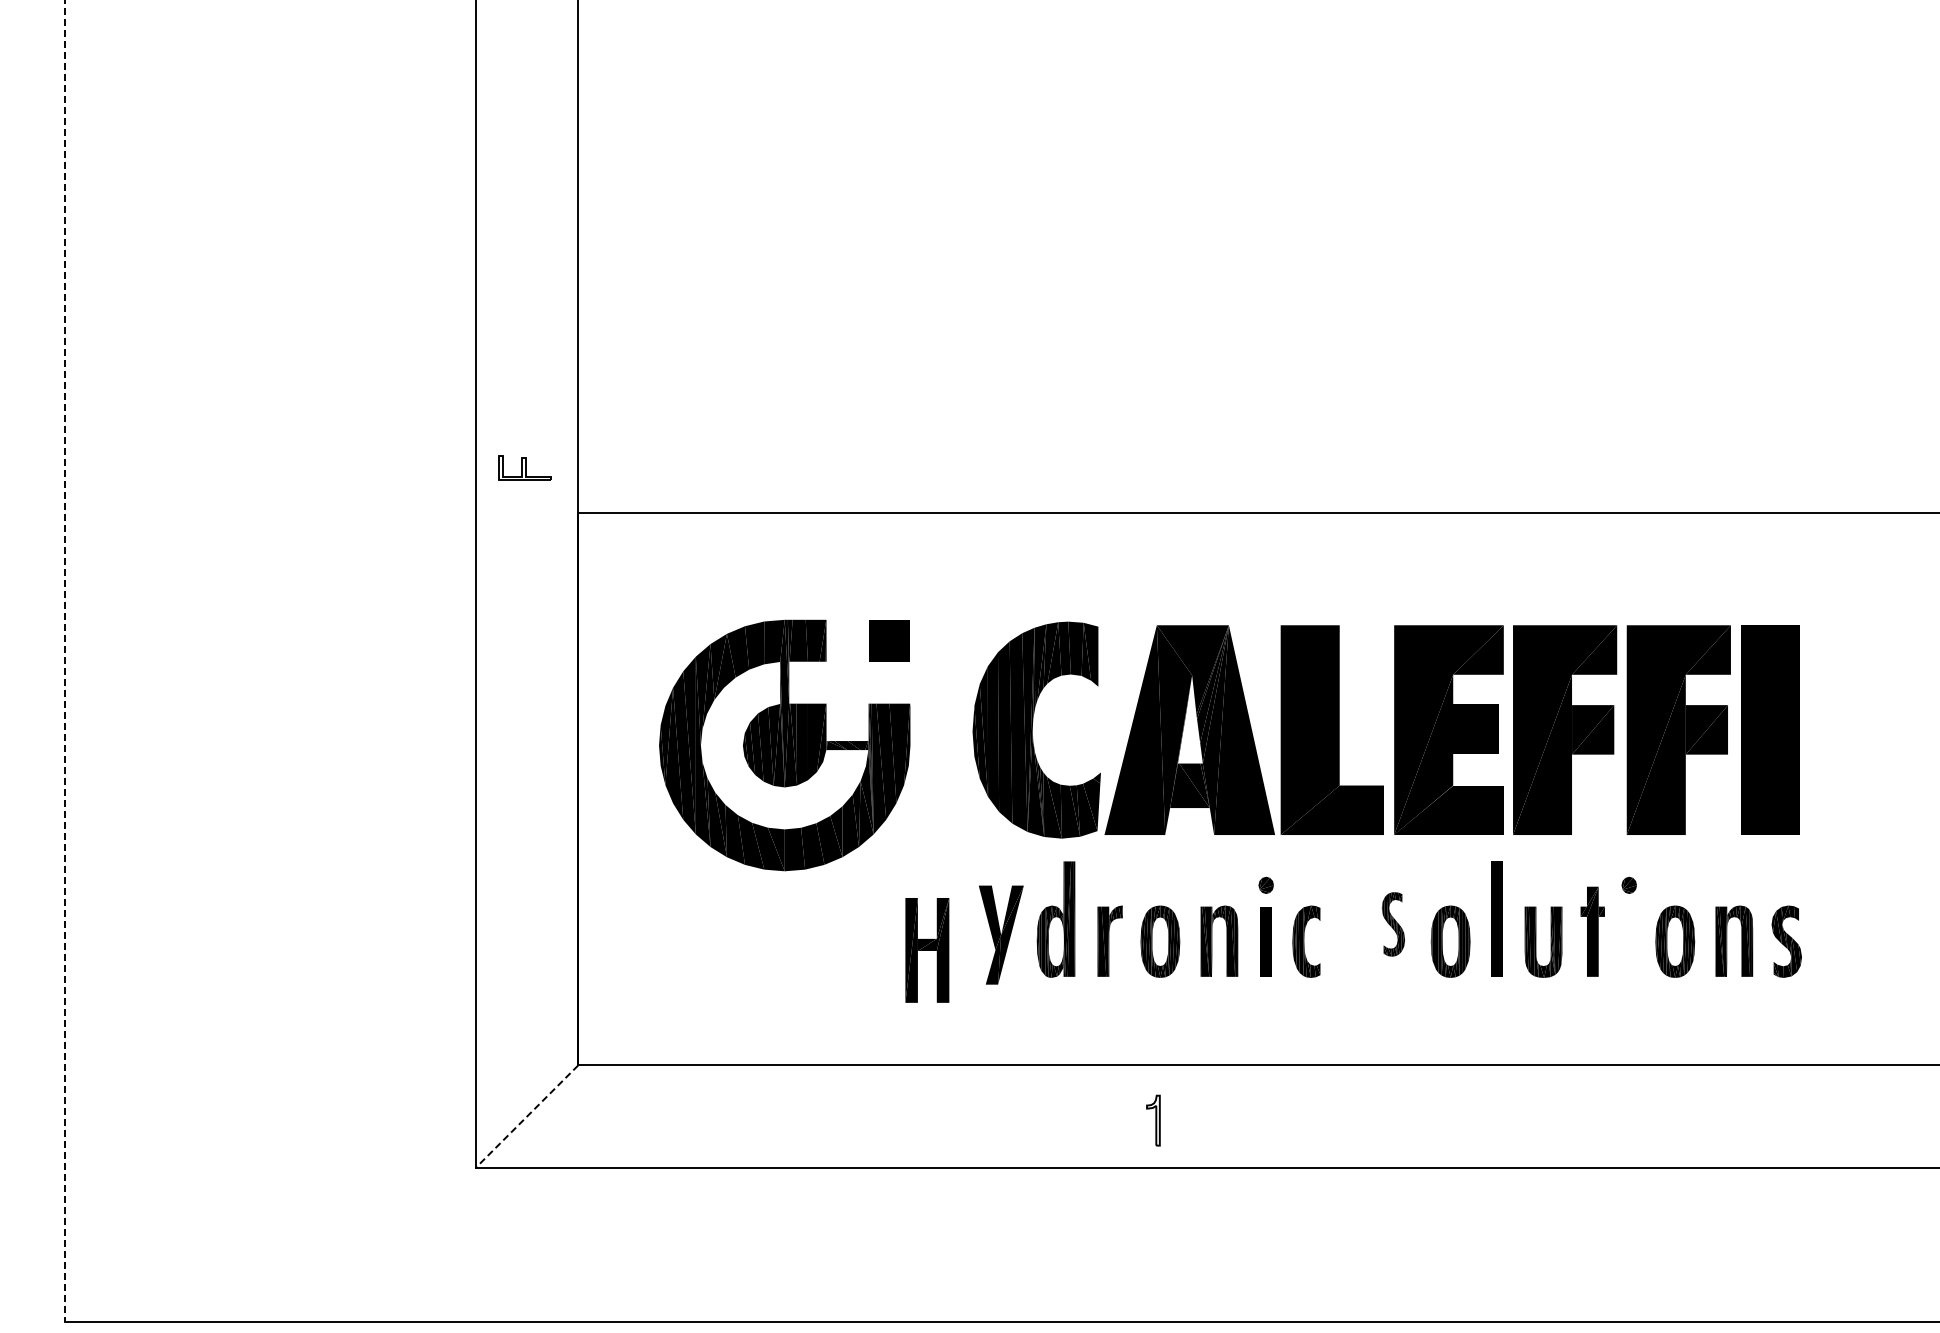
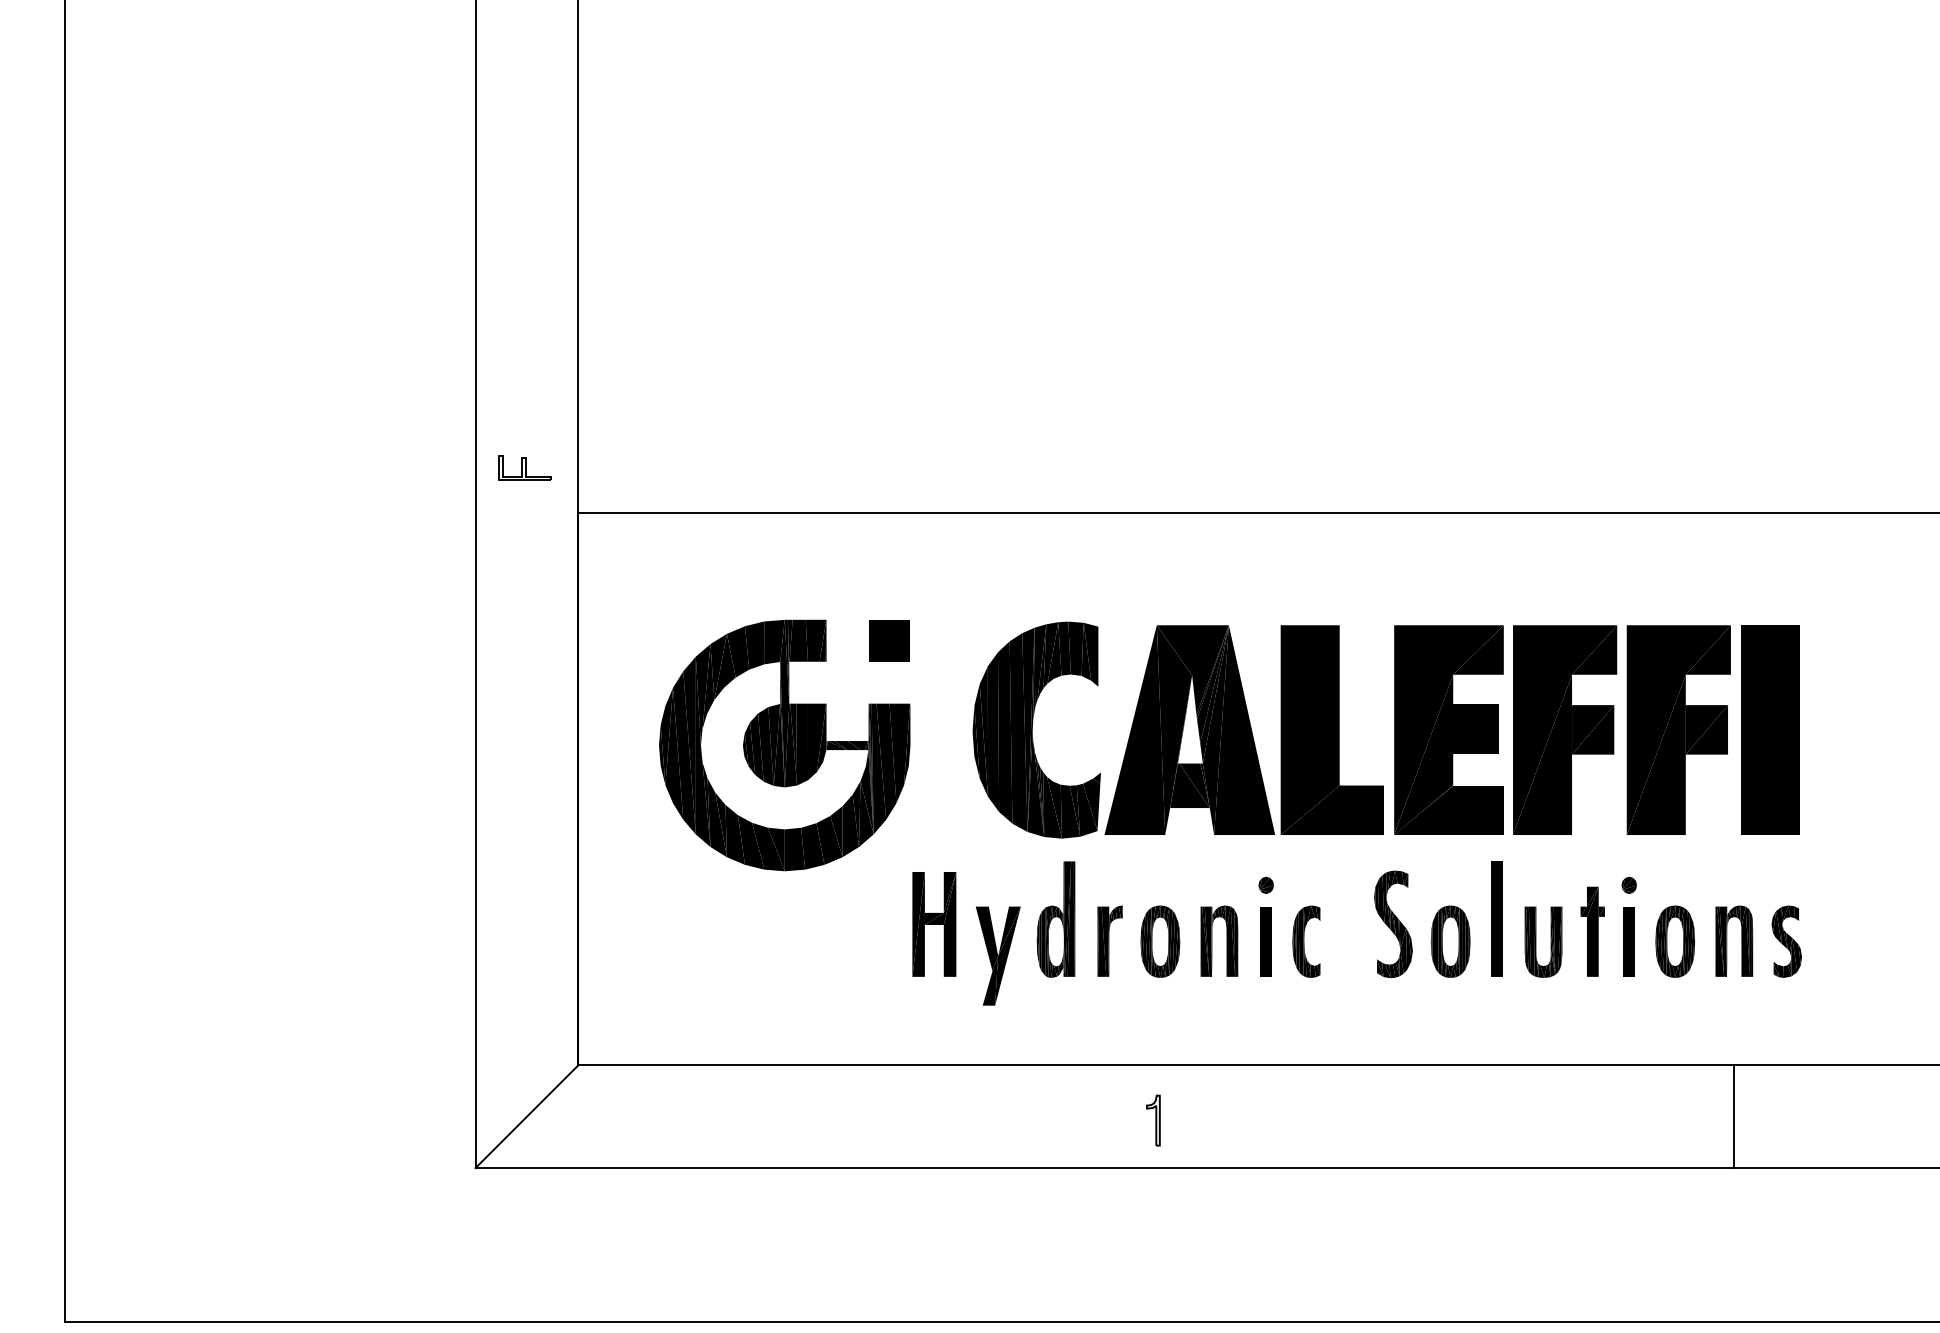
line: dashed -> solid (64, 662)
part size: 25x65 px -> 39x109 px (1393, 924)
part position: (1001, 934) -> (998, 955) (998, 955)
part: none -> present (1628, 941)
part position: (927, 950) -> (934, 924) (934, 924)
line: dashed -> solid (526, 1116)
line: none -> present (1734, 1116)
